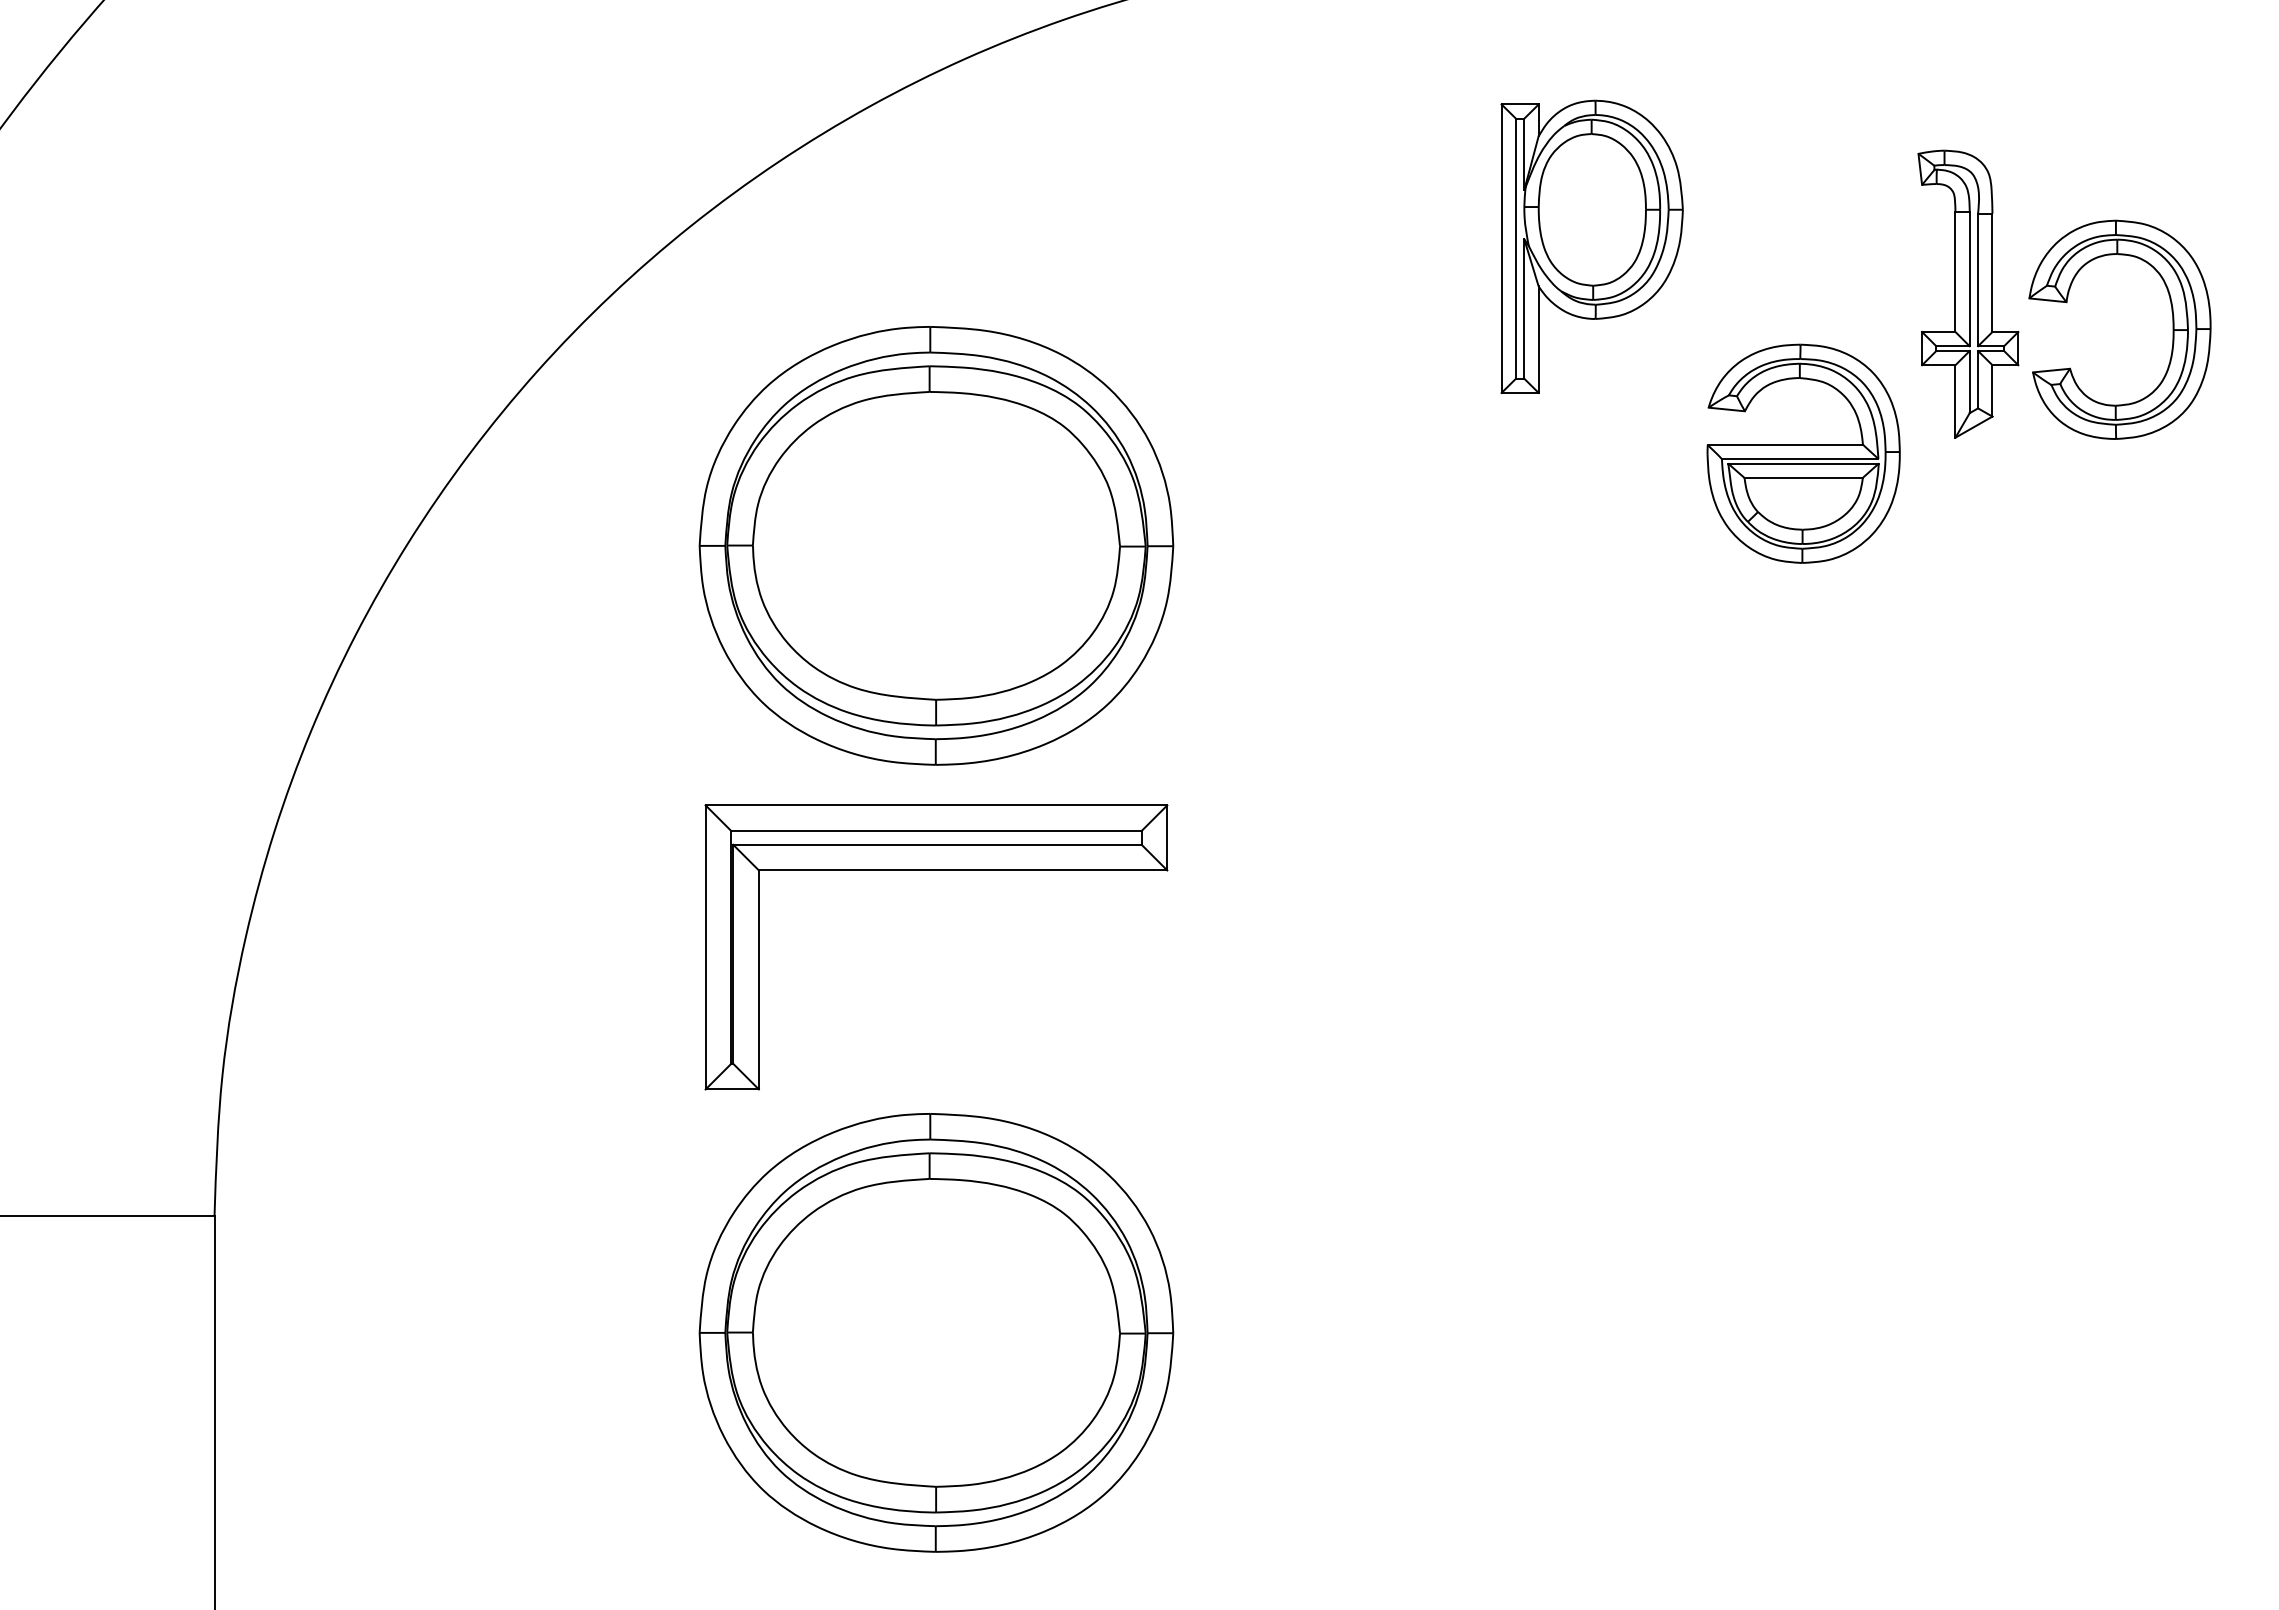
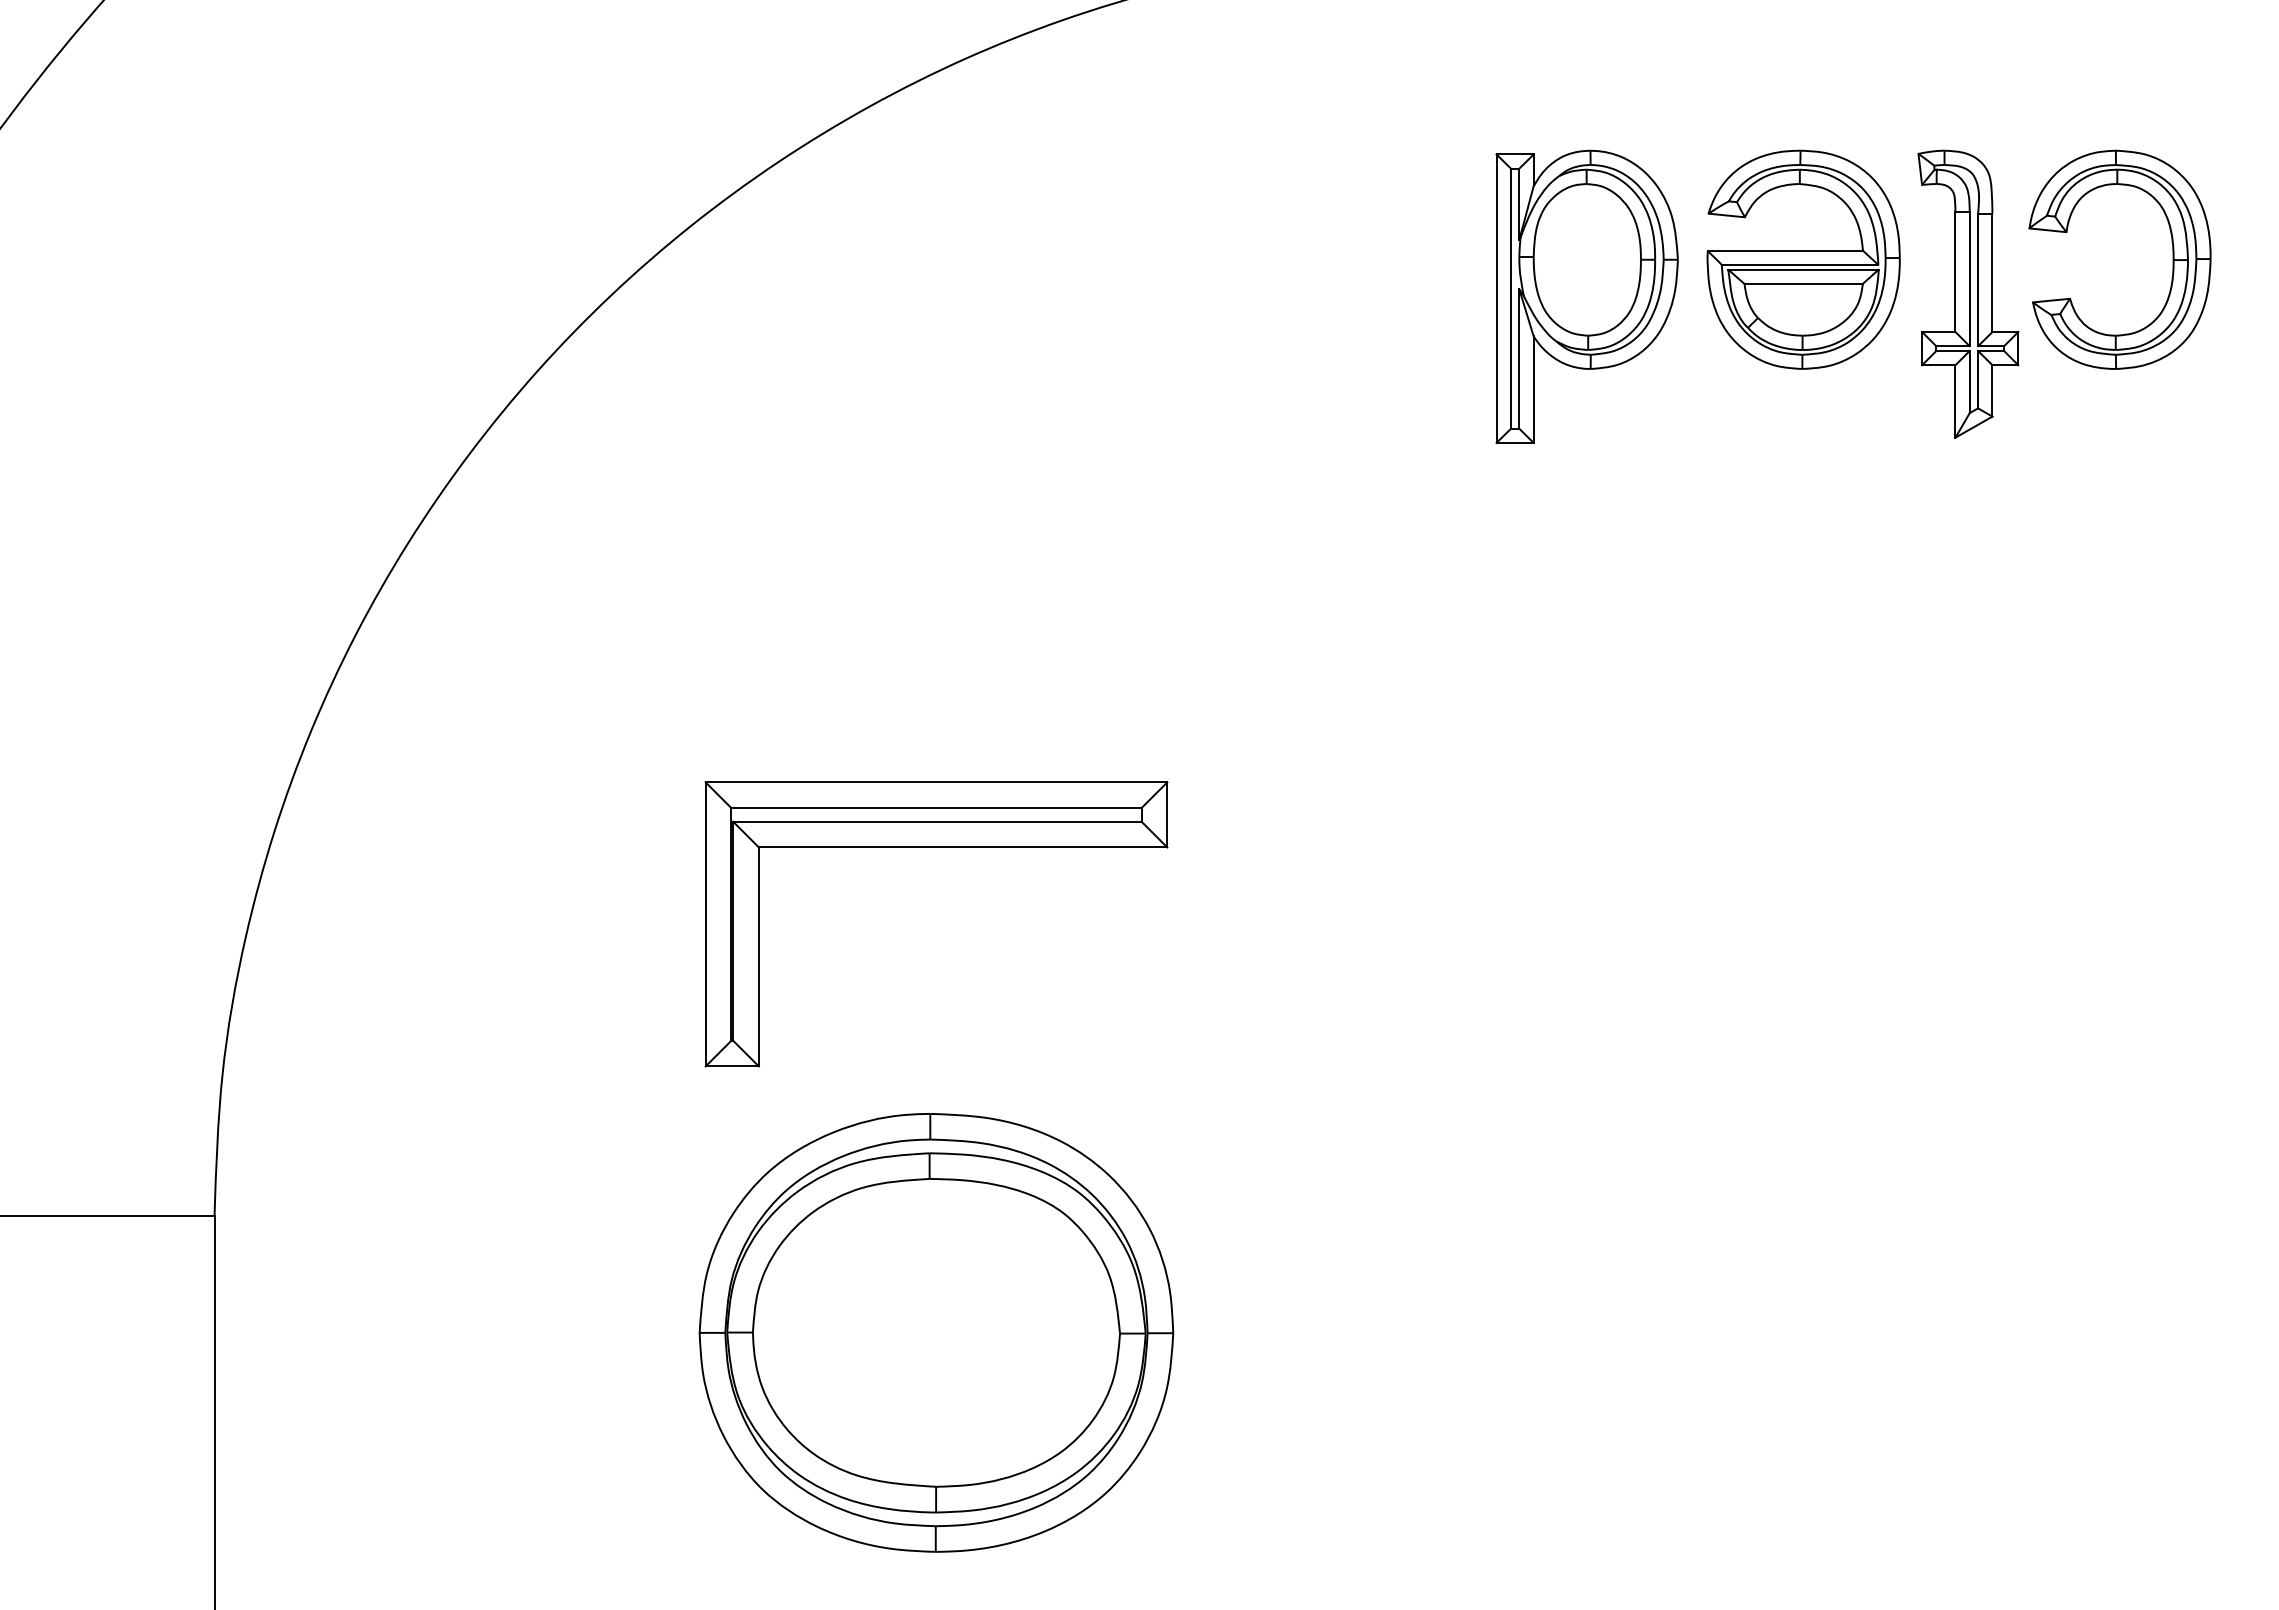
part position: (1591, 246) -> (1586, 296) (1586, 296)
part position: (2172, 329) -> (2172, 259) (2172, 259)
part position: (1803, 453) -> (1803, 259) (1803, 259)
part: present -> none (936, 545)
part position: (936, 870) -> (936, 847) (936, 847)
